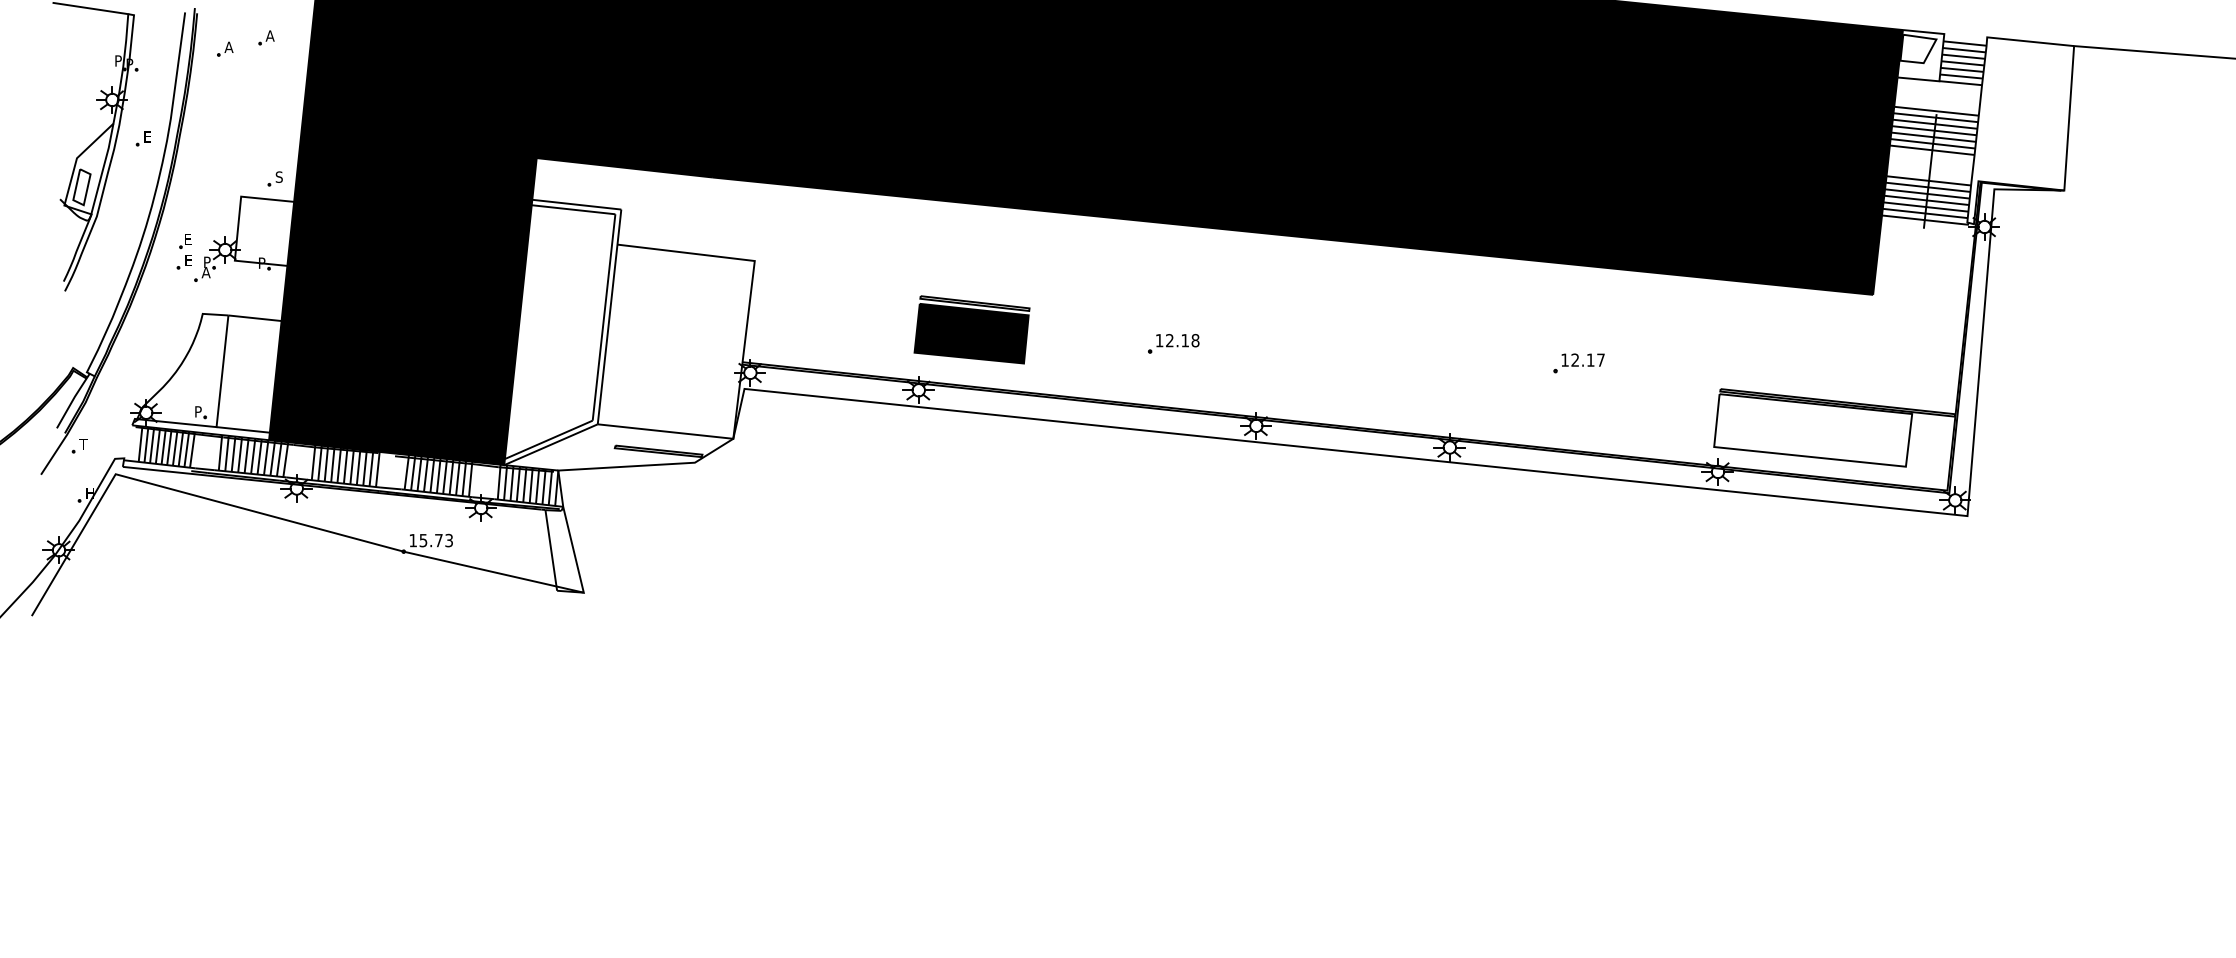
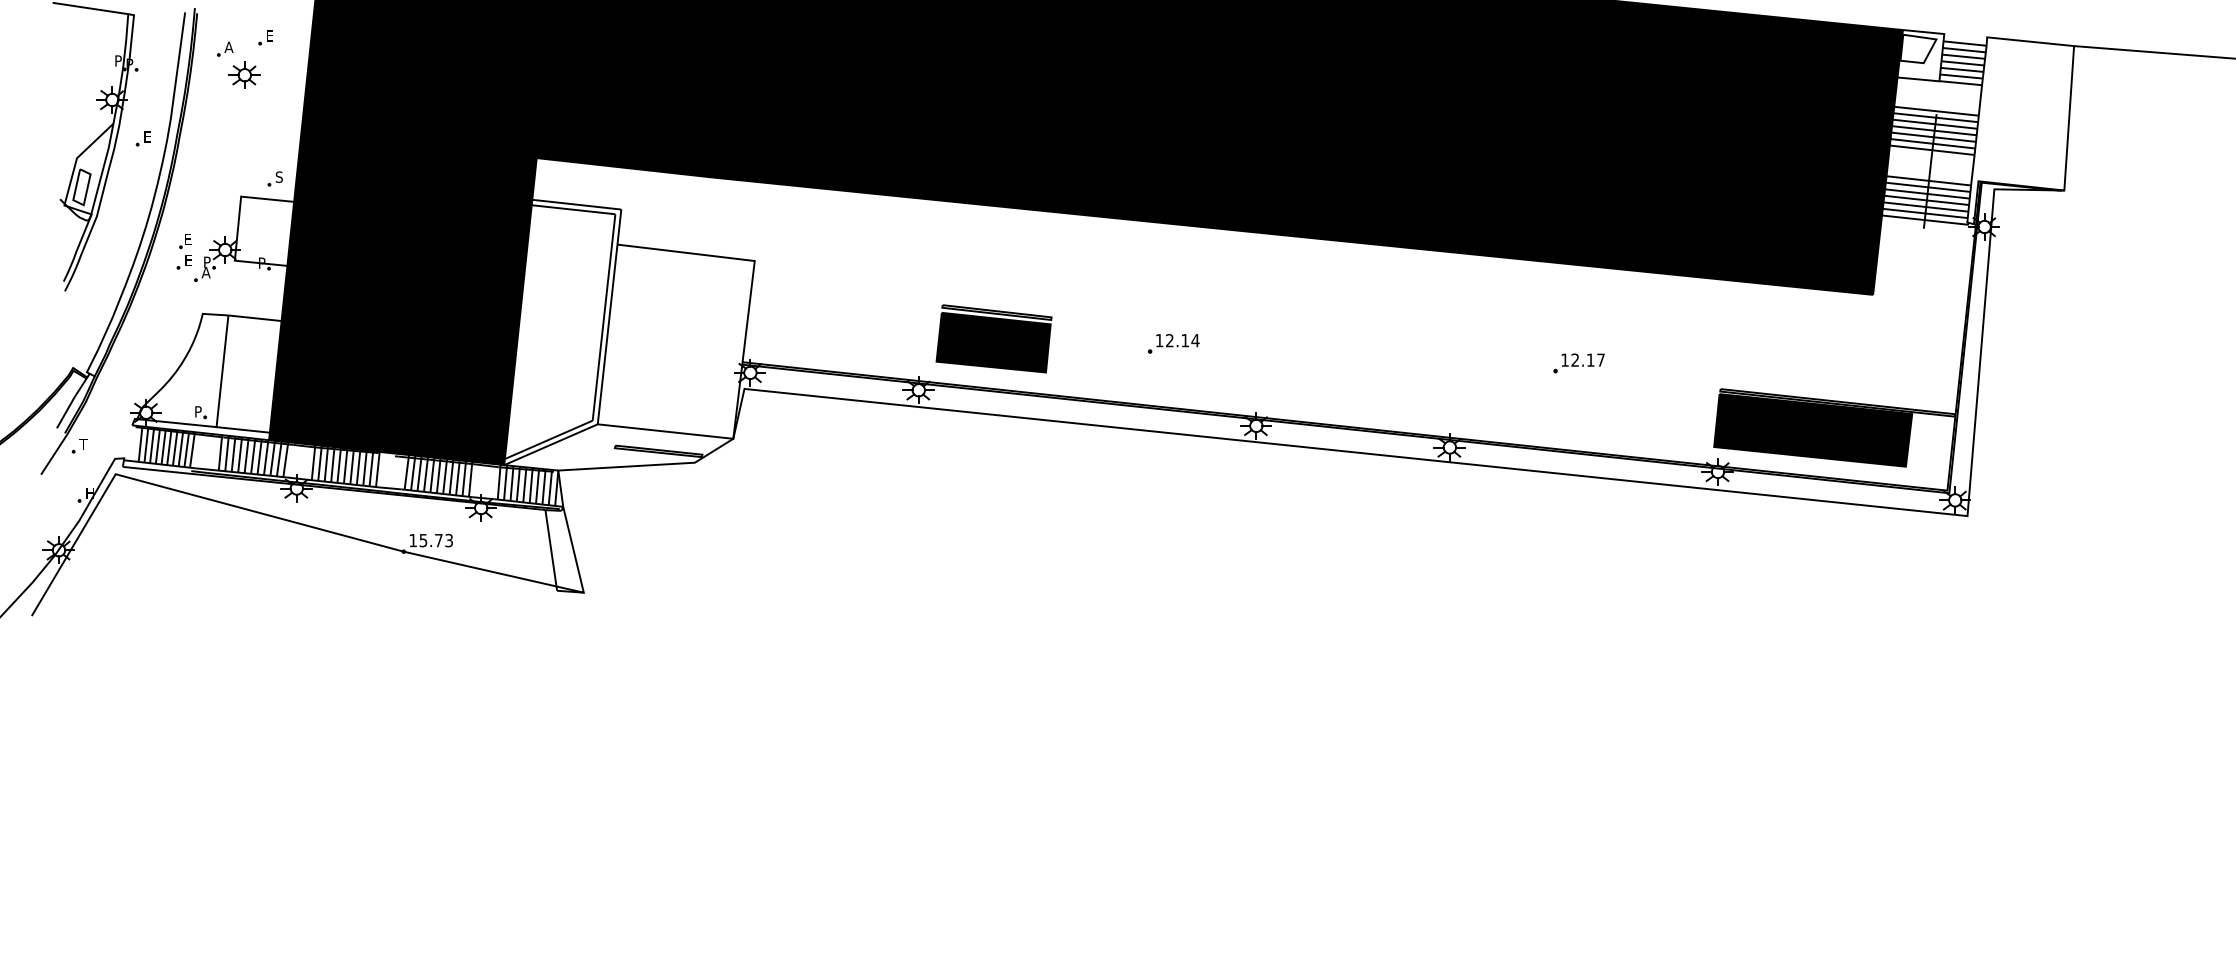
text: A -> E (269, 35)
part: none -> present (244, 74)
part position: (971, 329) -> (993, 338) (993, 338)
text: 12.18 -> 12.14 (1195, 340)
fill: none -> present (1813, 430)
